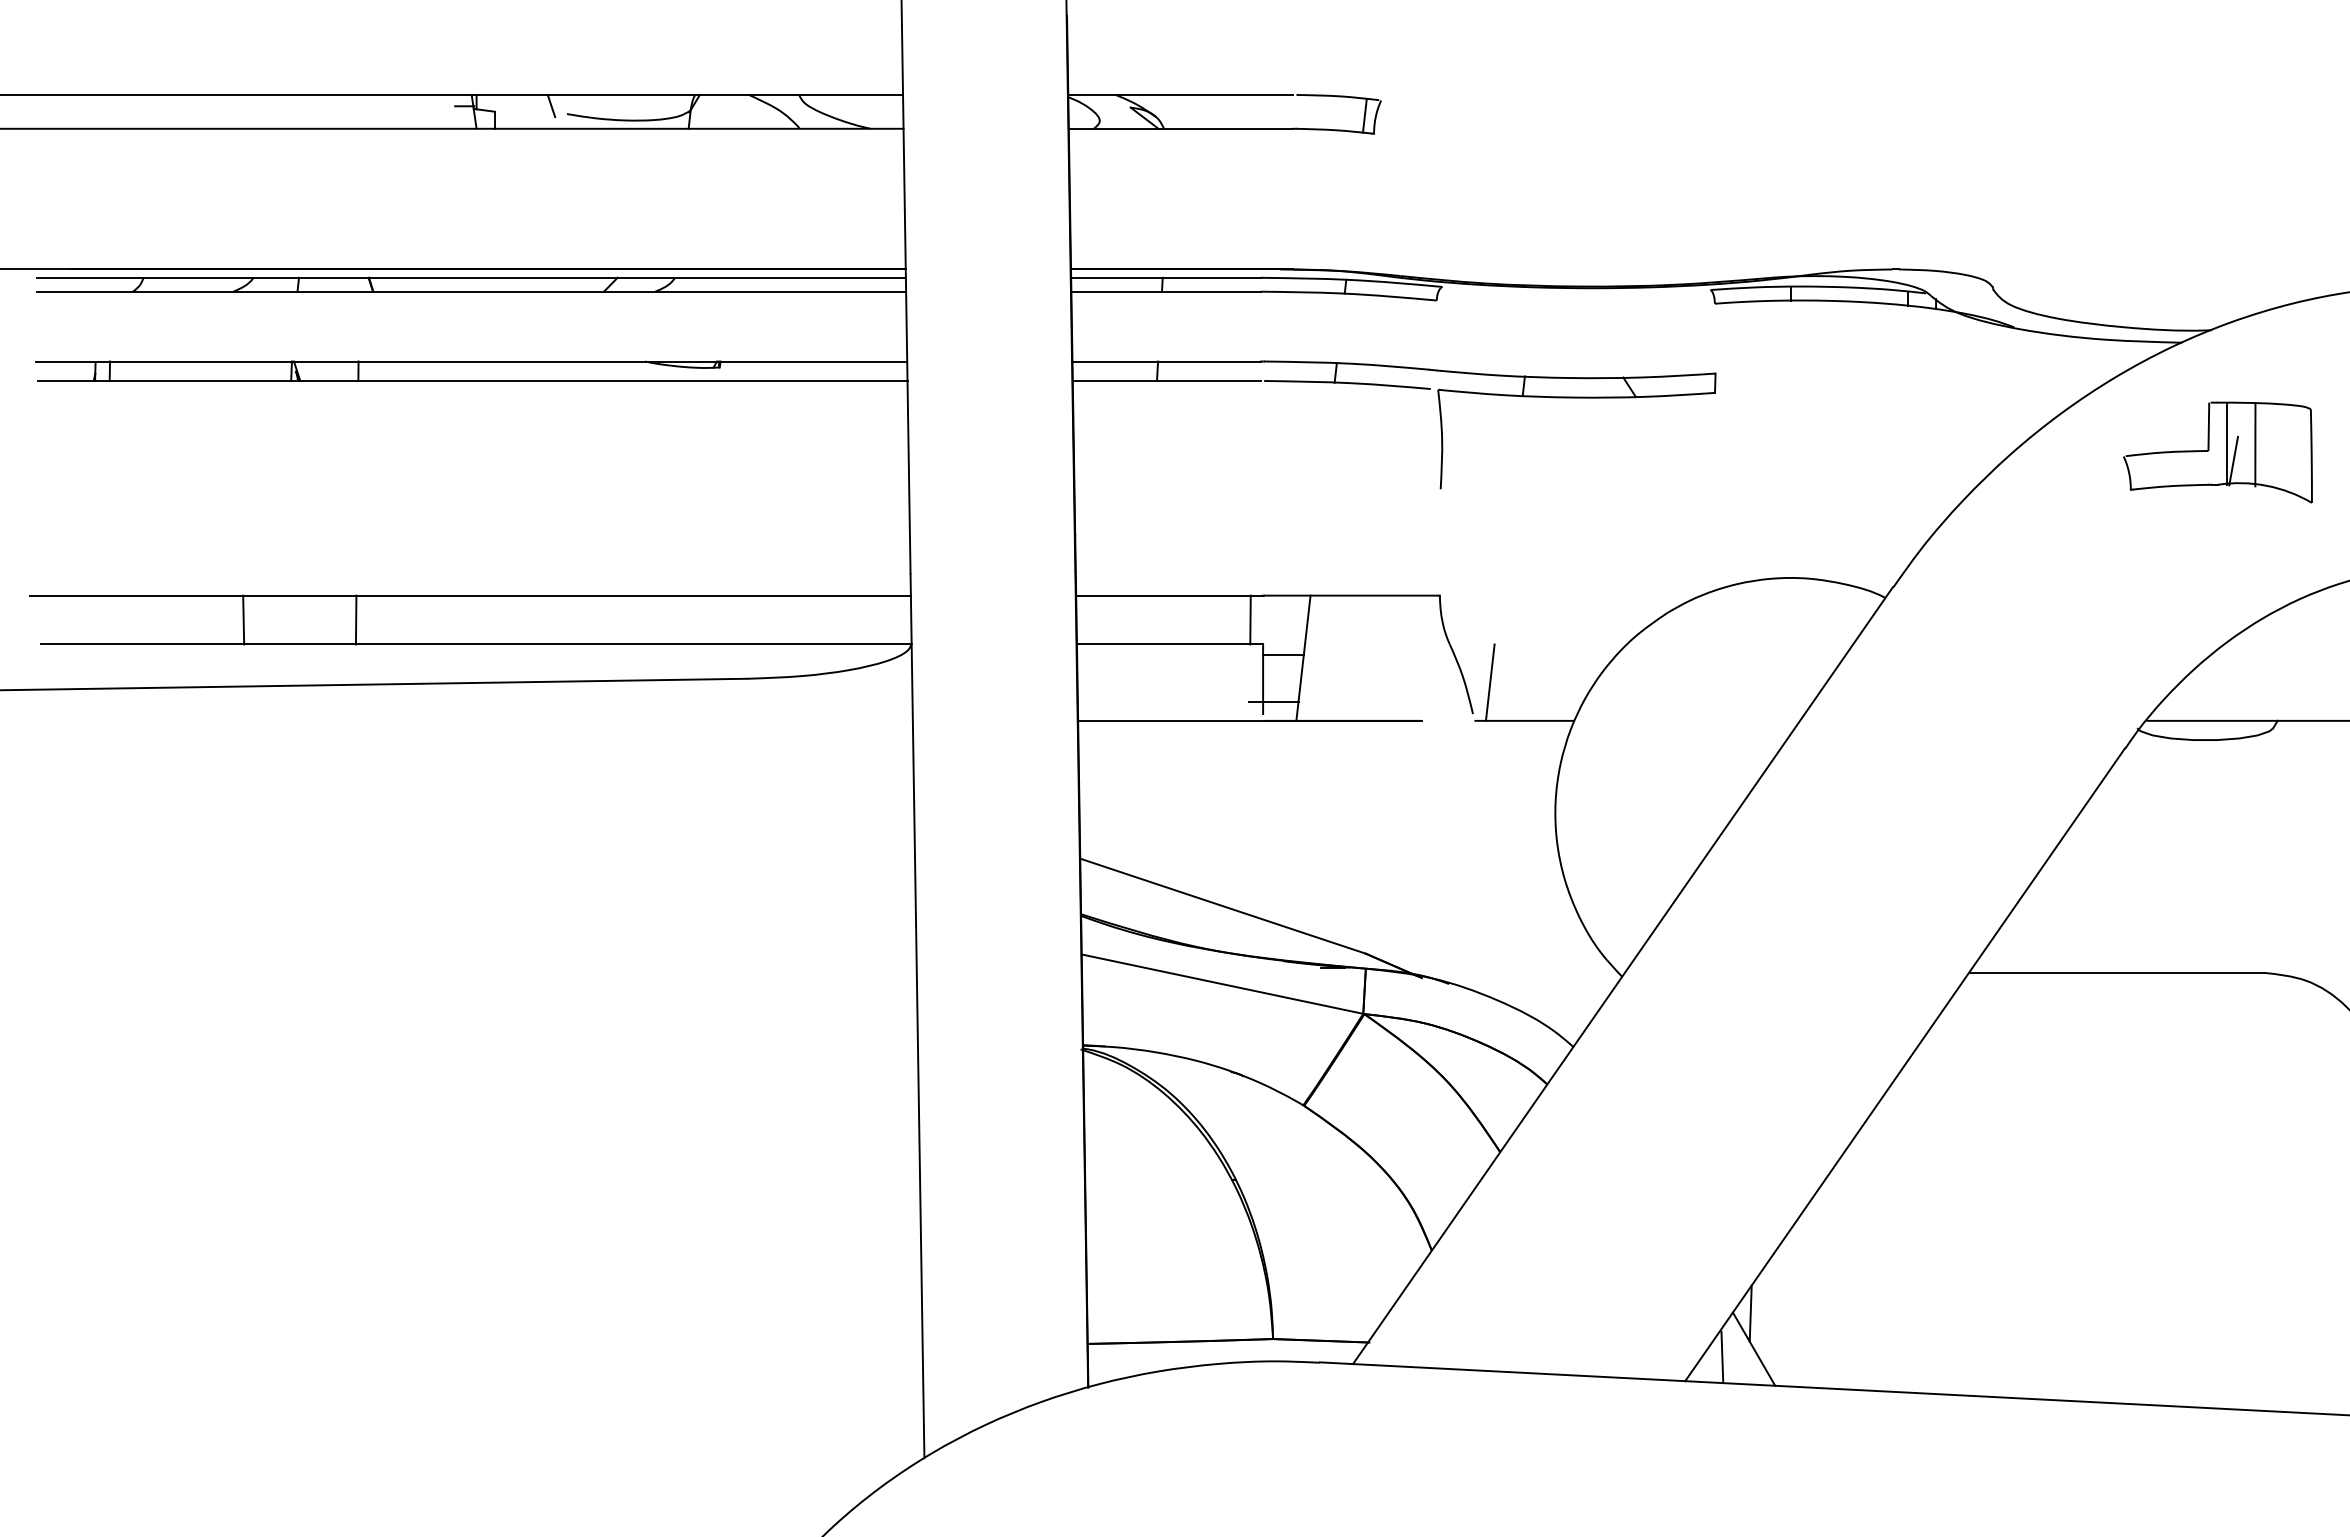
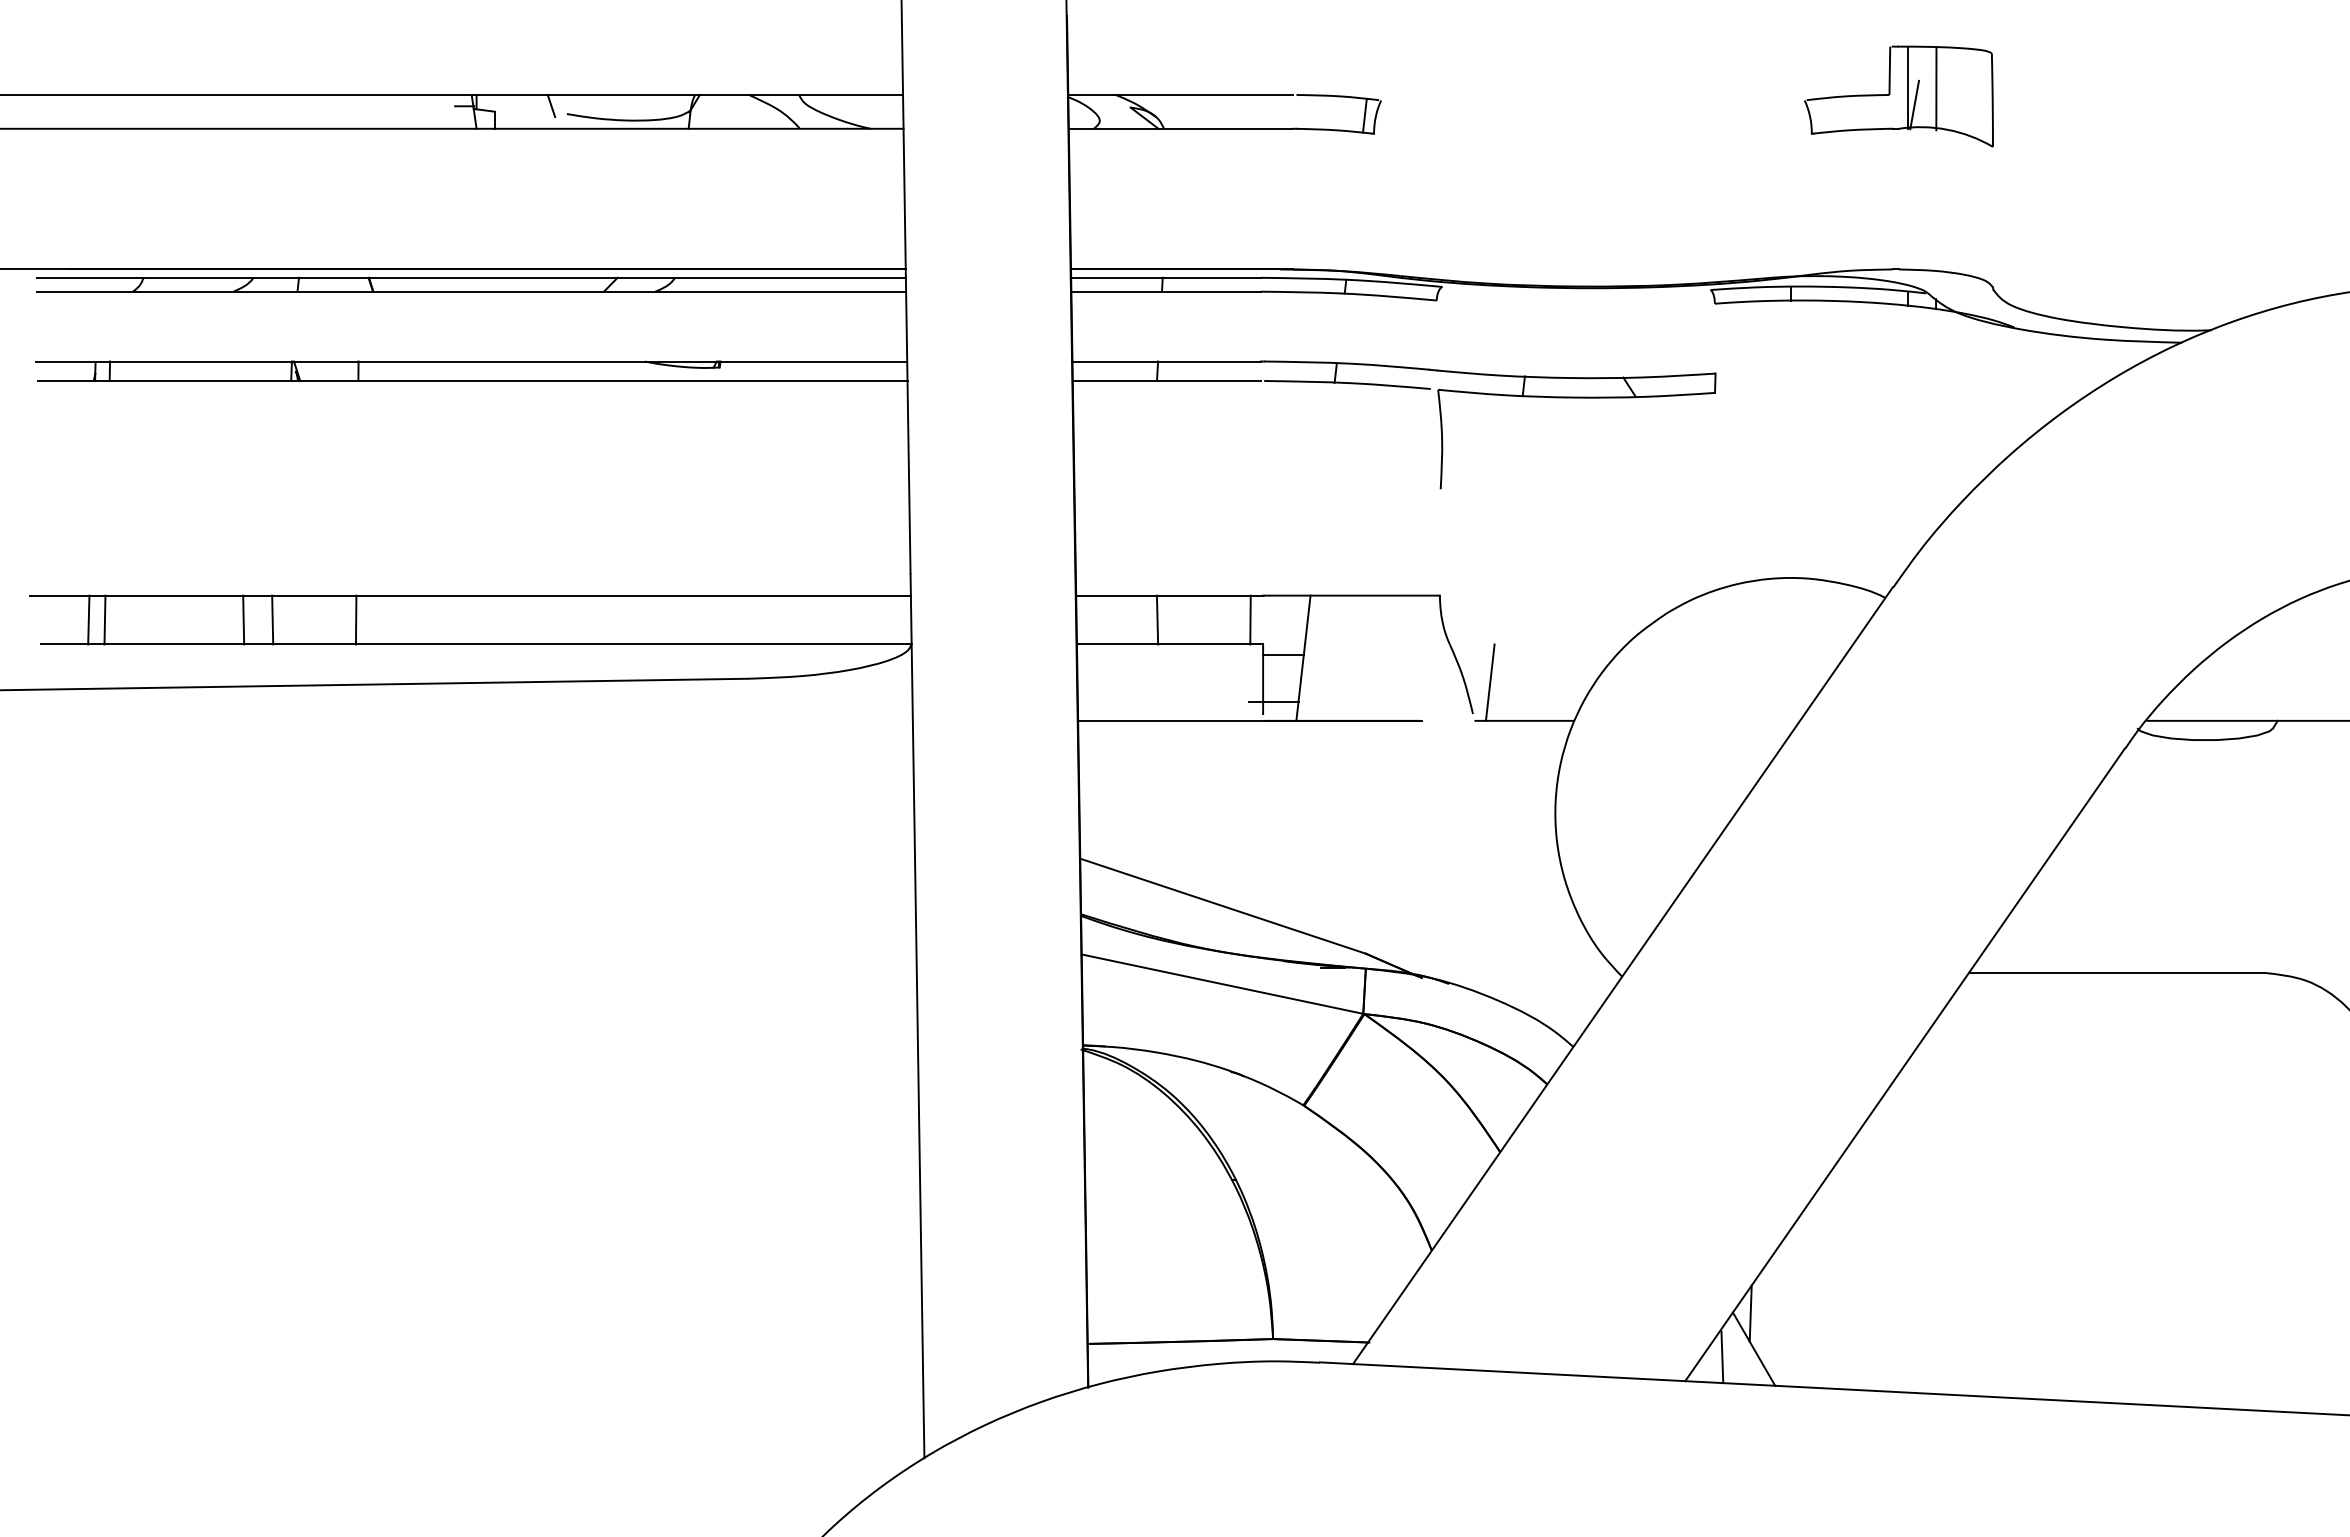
part position: (2217, 452) -> (1898, 96) (1898, 96)
line: none -> present (88, 619)
line: none -> present (104, 619)
line: none -> present (272, 619)
line: none -> present (1157, 619)
